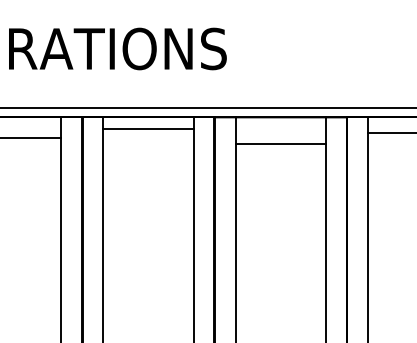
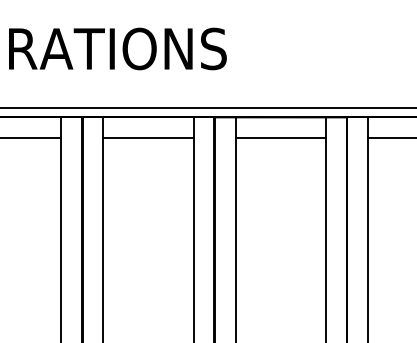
line position: (148, 128) -> (148, 137) (148, 137)
line position: (390, 132) -> (390, 137) (390, 137)
line position: (280, 143) -> (280, 137) (280, 137)
